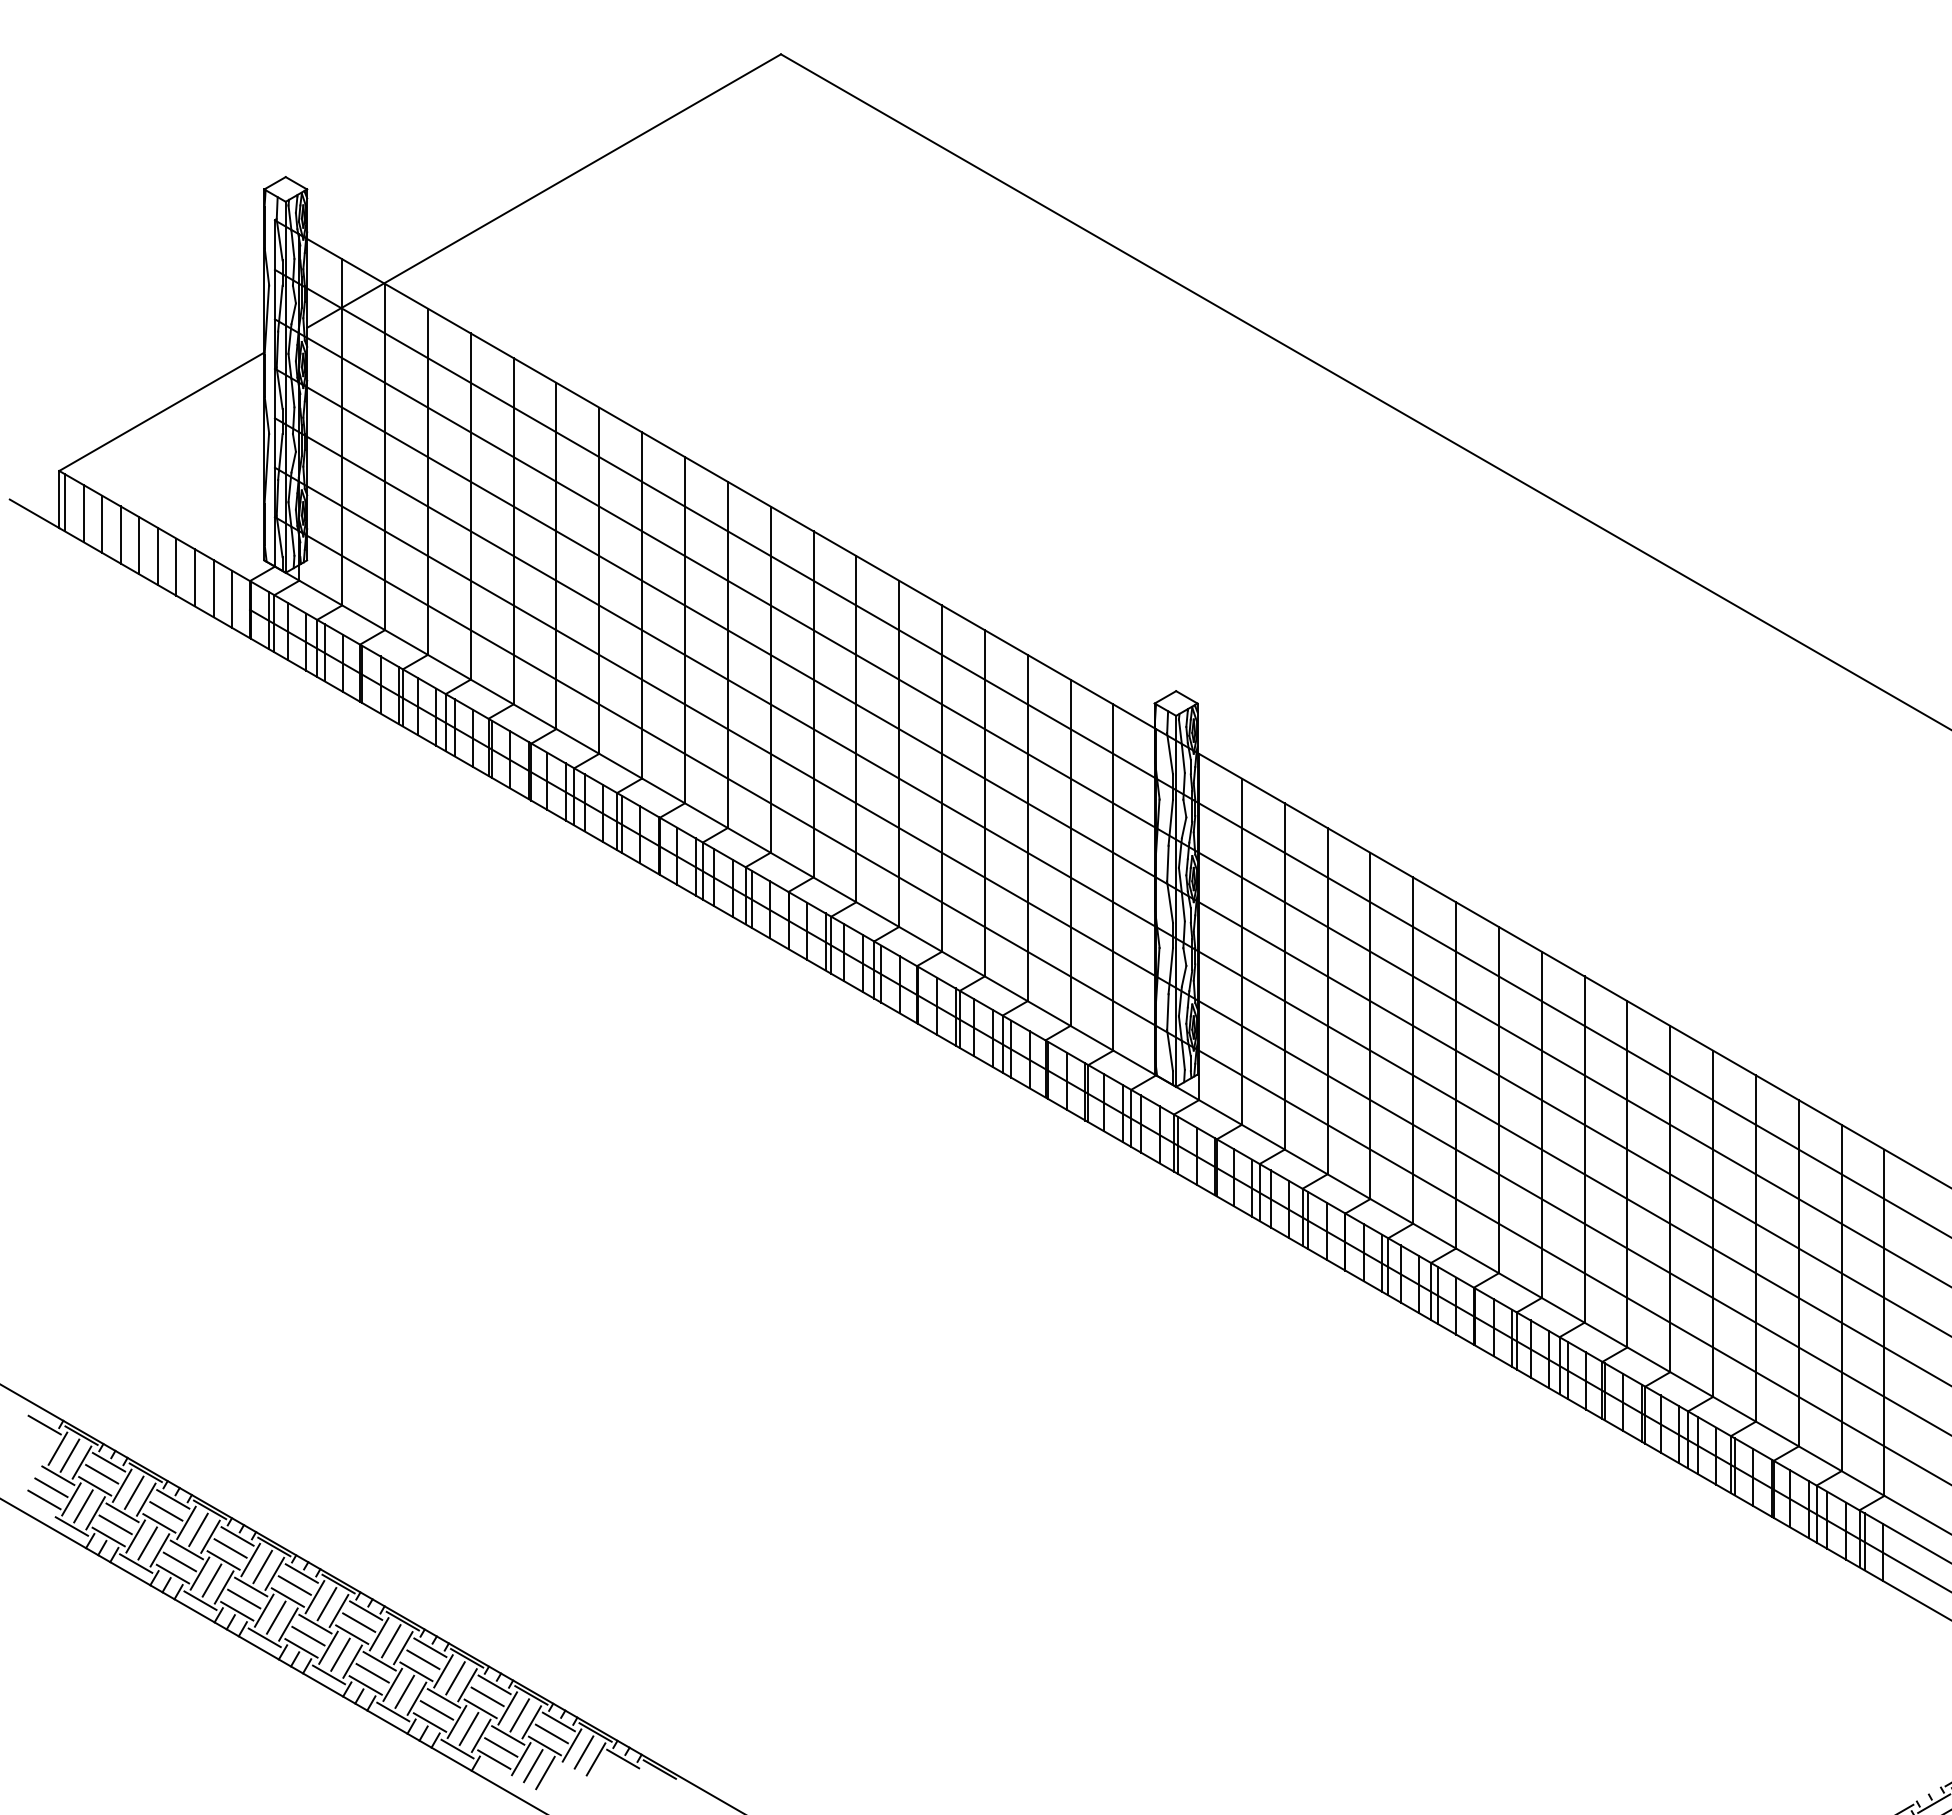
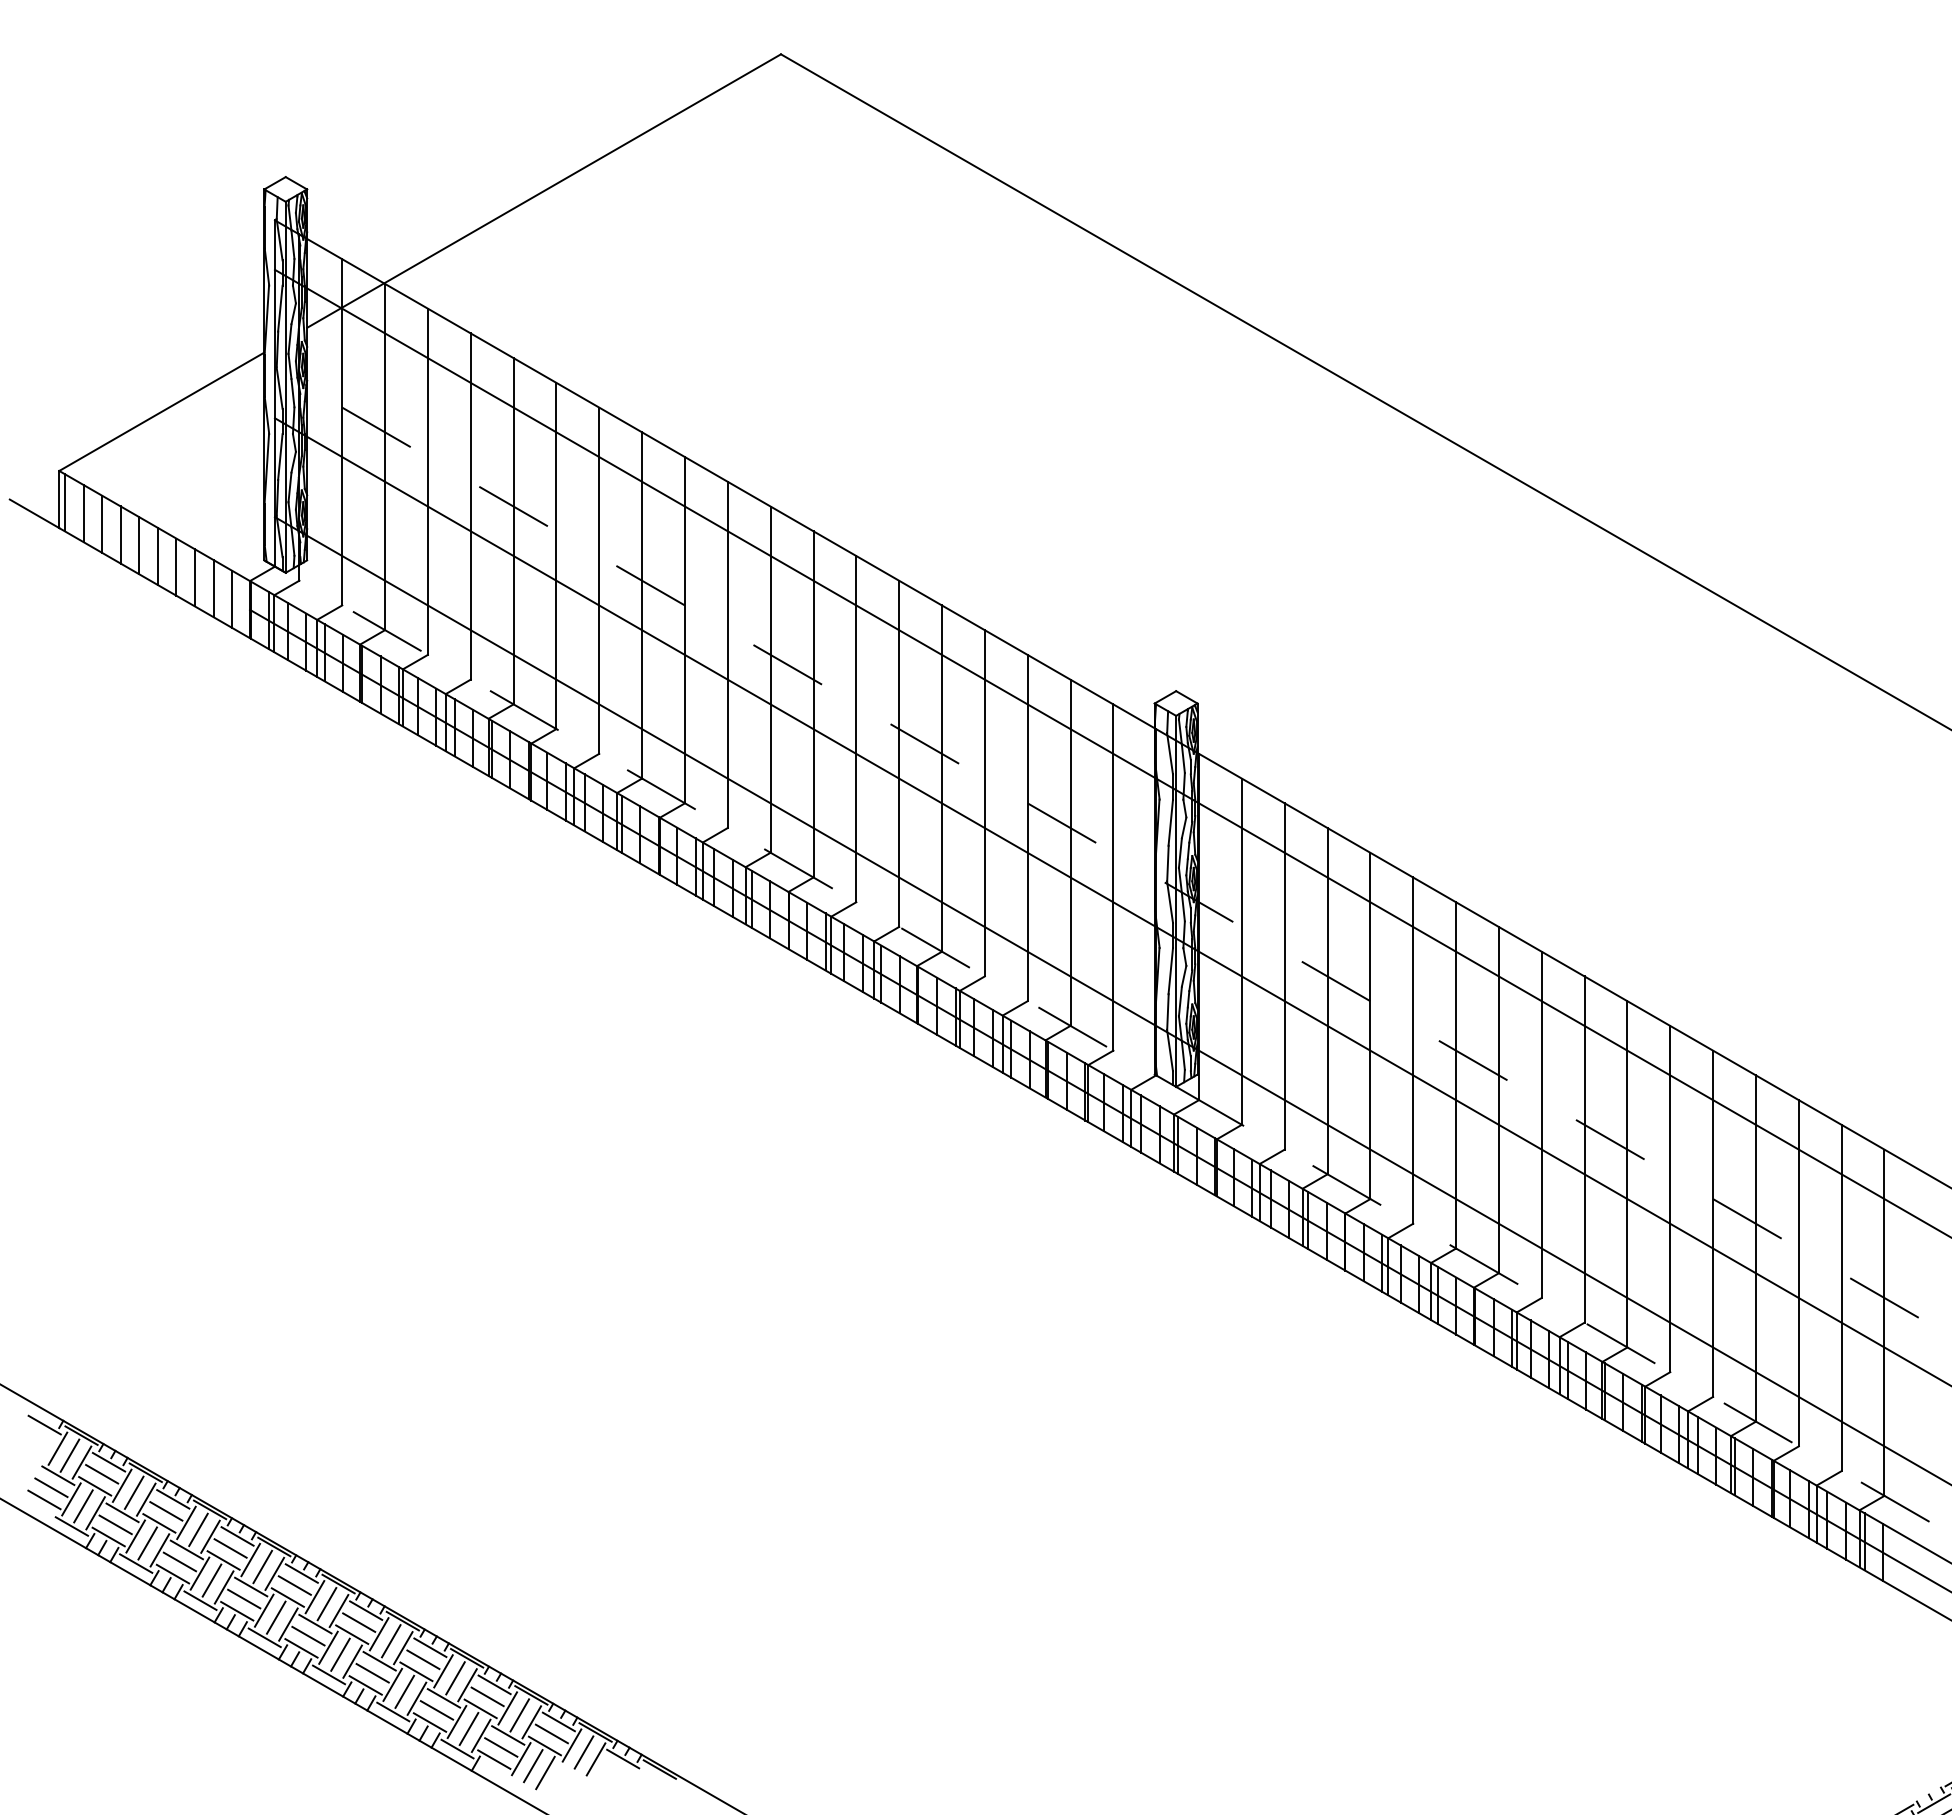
line: present -> none (1111, 802)
line: solid -> dashed (1113, 852)
line: present -> none (1111, 950)
line: solid -> dashed (1107, 1047)
